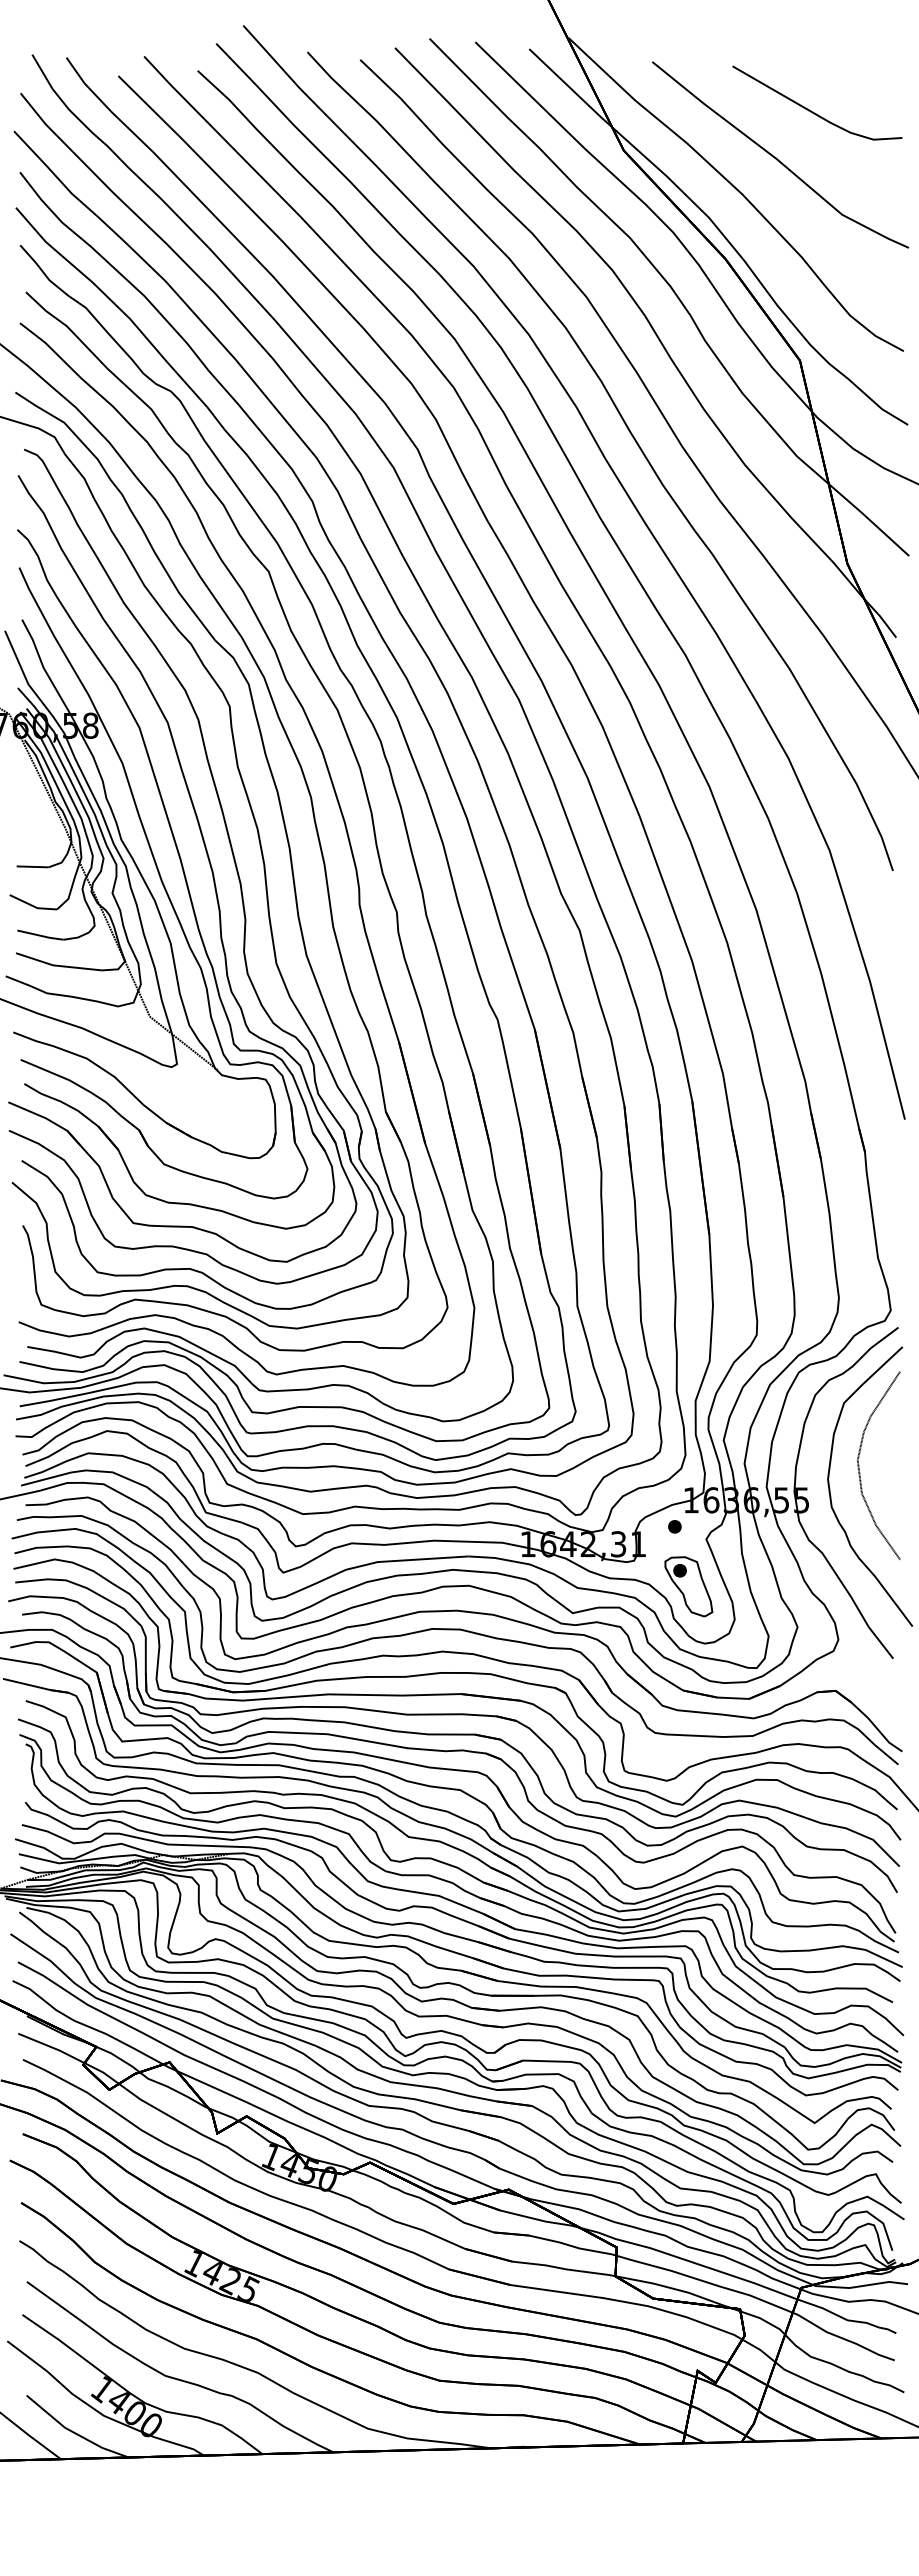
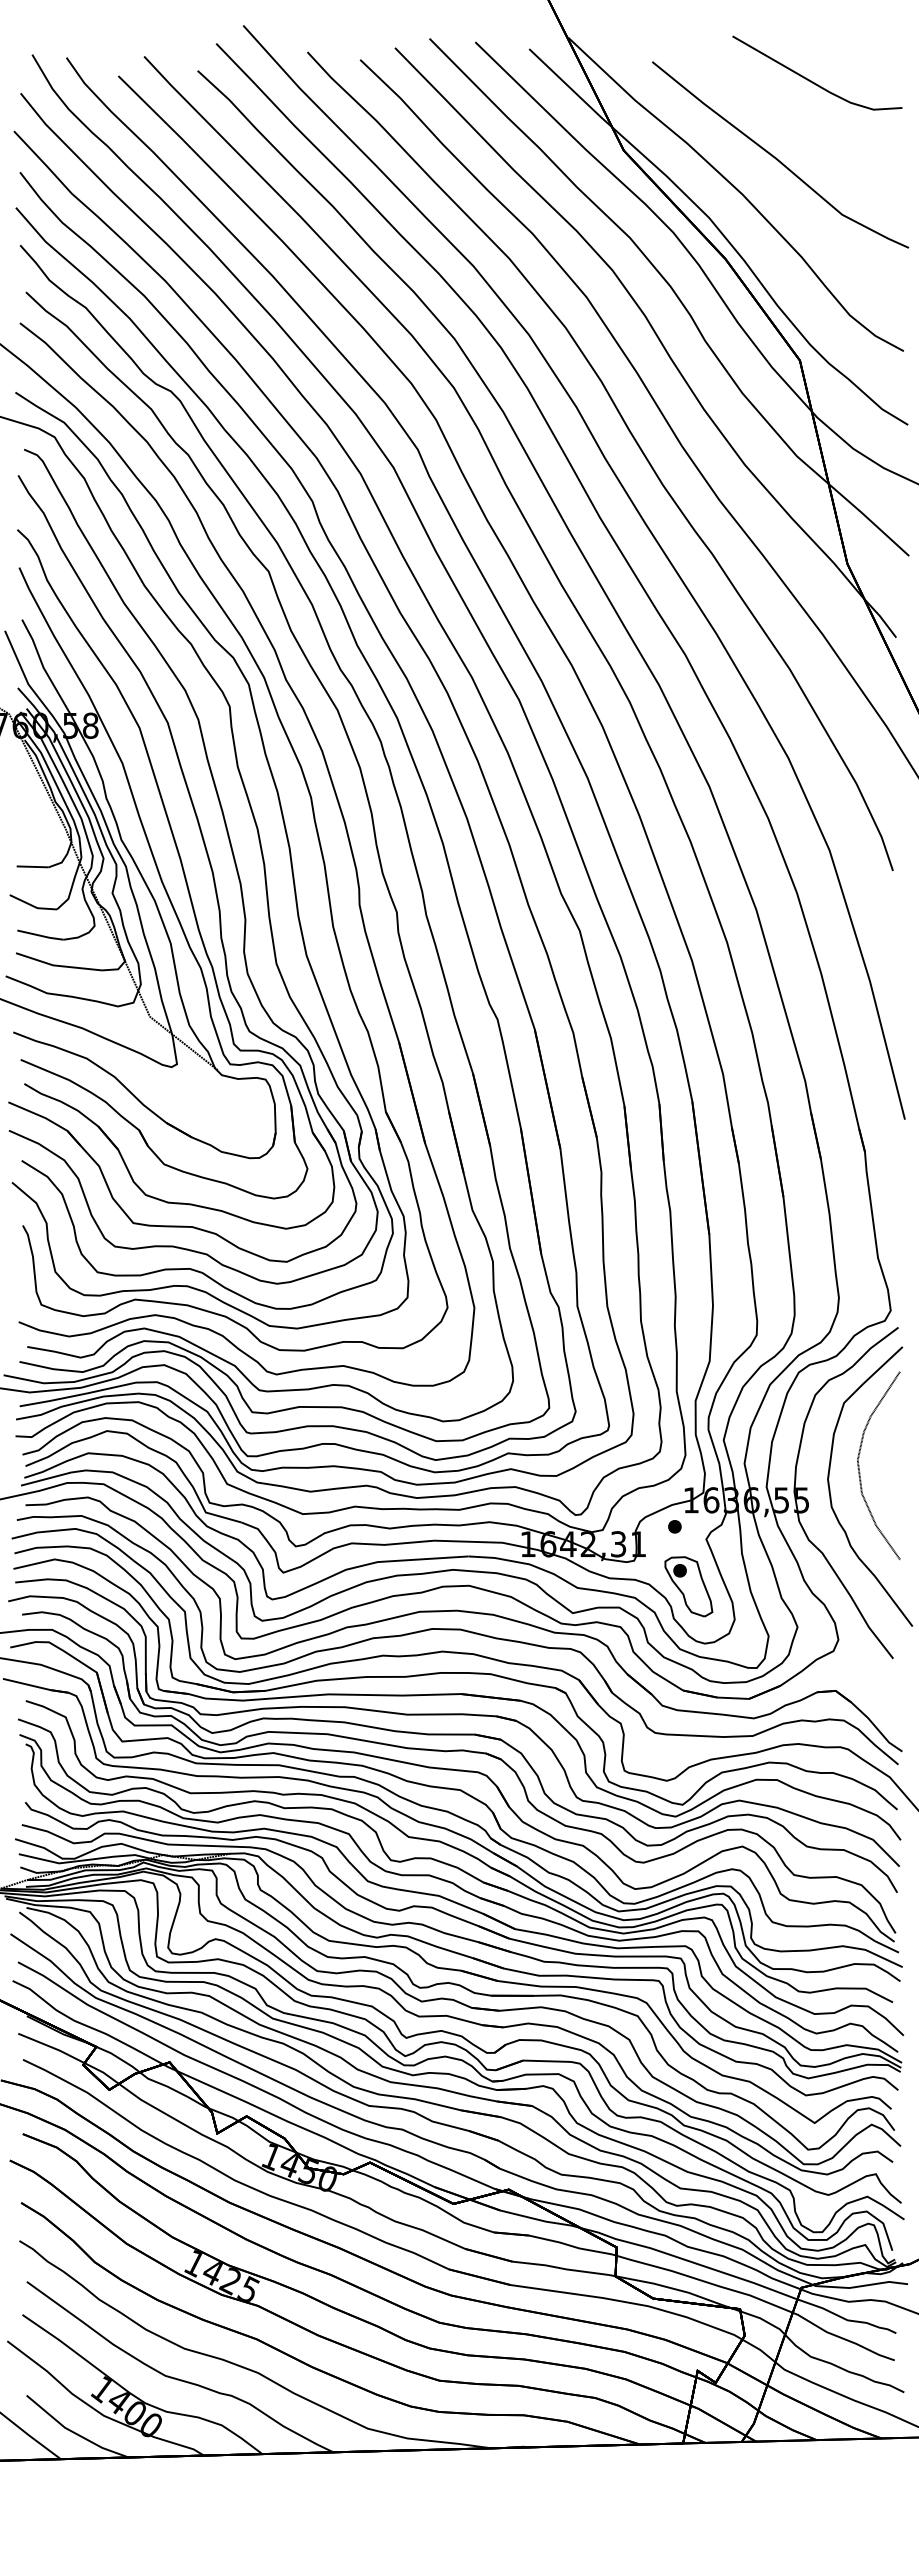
line position: (813, 111) -> (813, 81) (813, 81)
